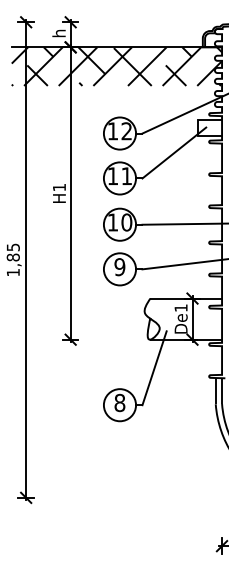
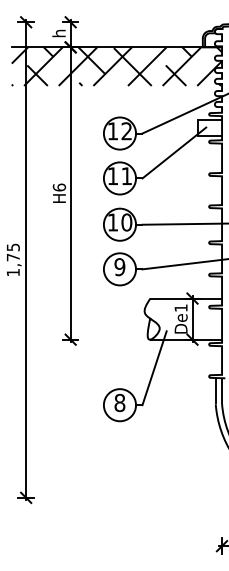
text: H1 -> H6 (59, 187)
text: 1,85 -> 1,75 (12, 257)
